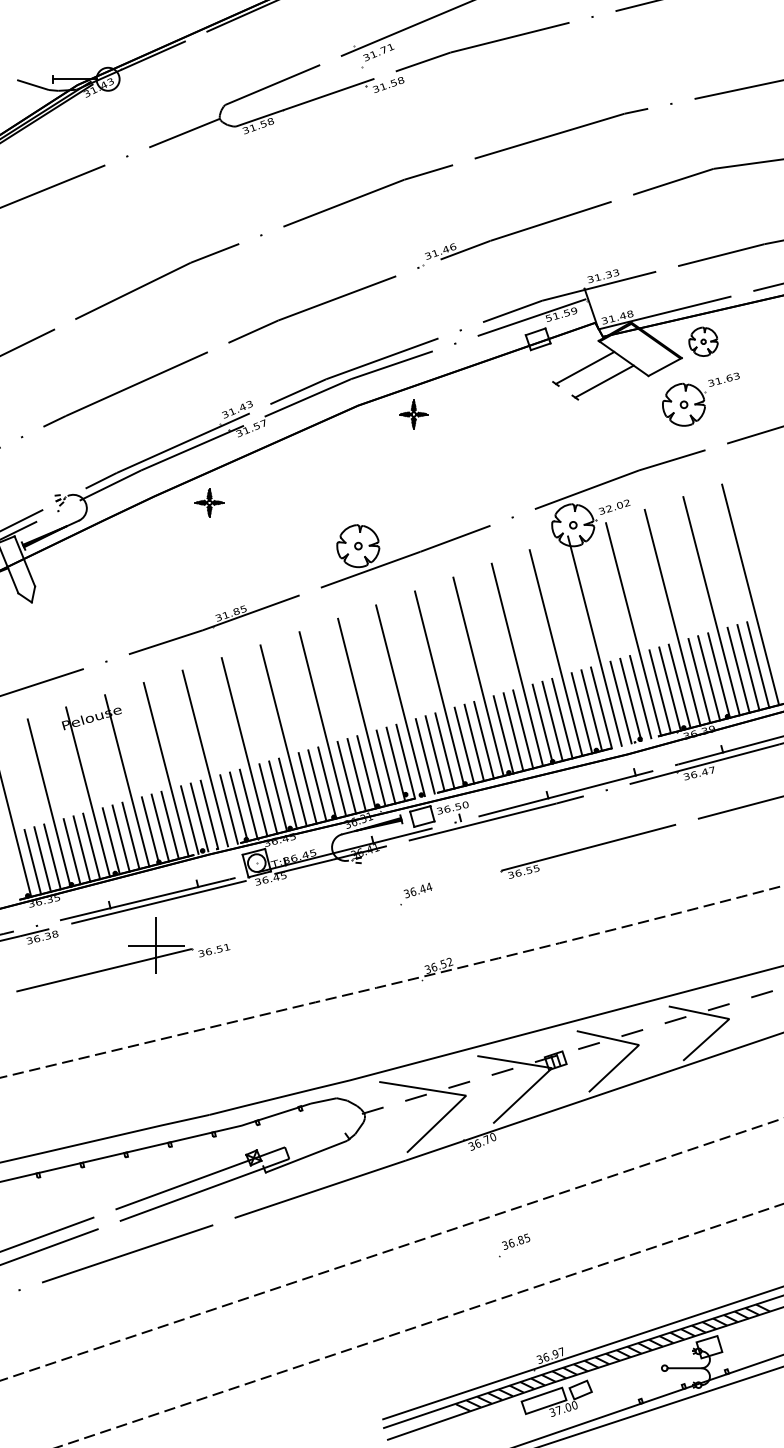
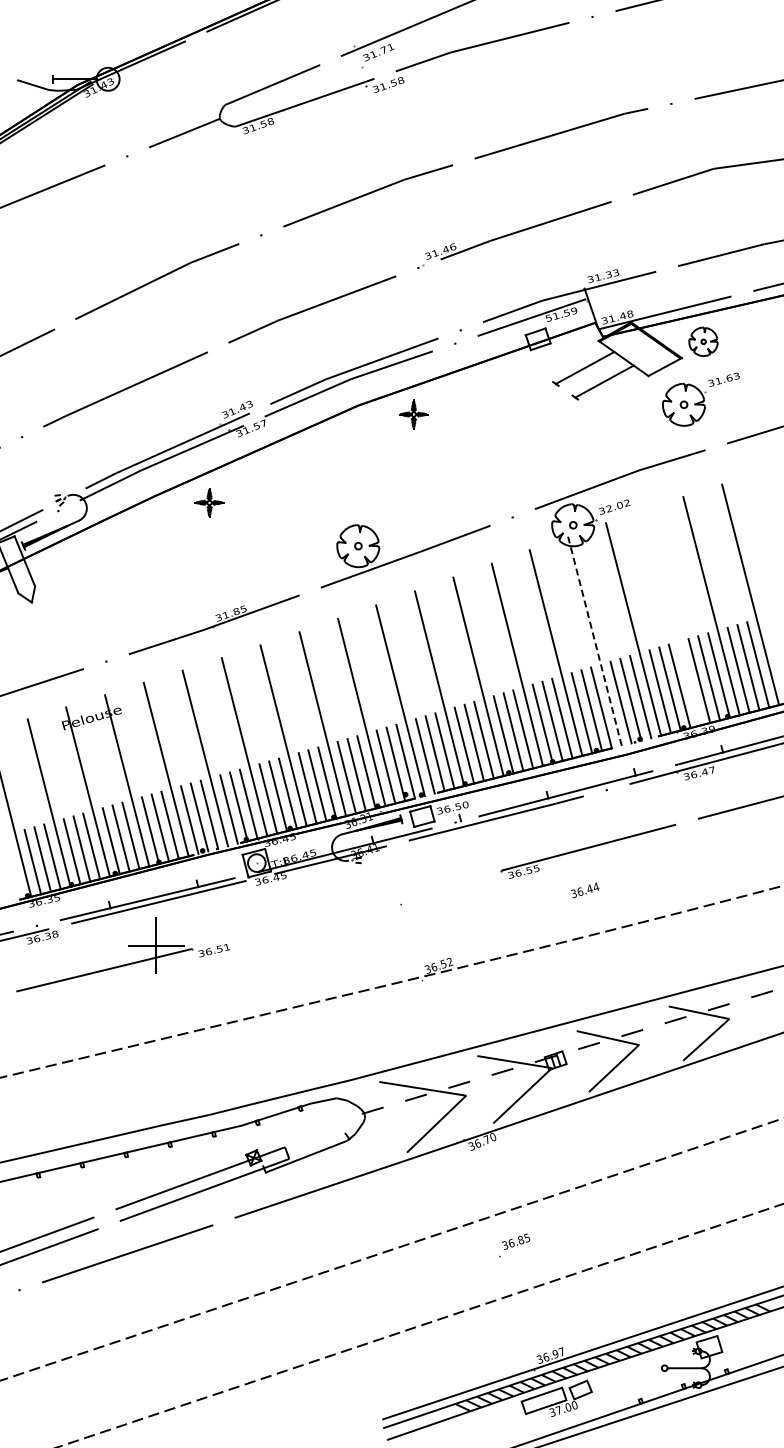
line: present -> none (672, 617)
line: solid -> dashed (594, 640)
text position: (417, 890) -> (584, 890) (584, 890)
